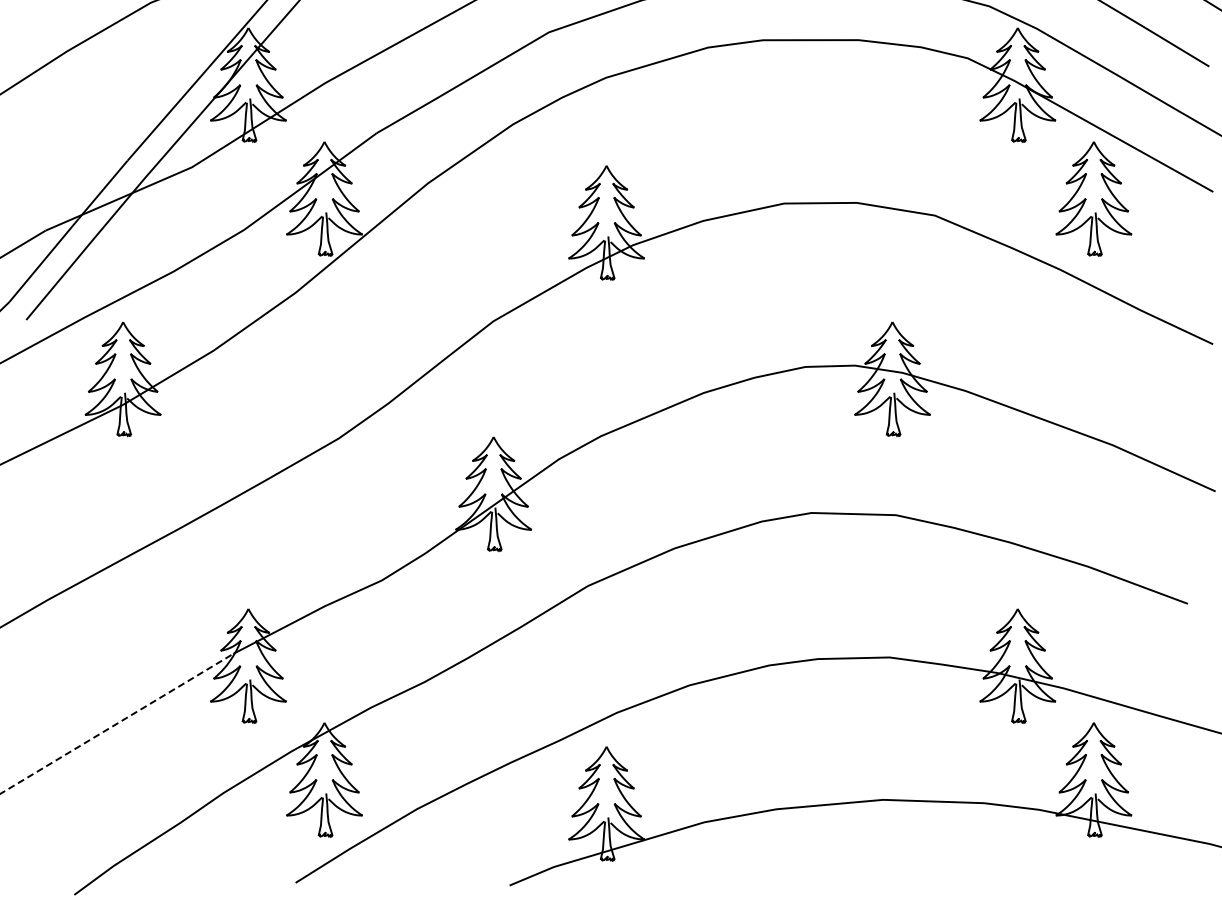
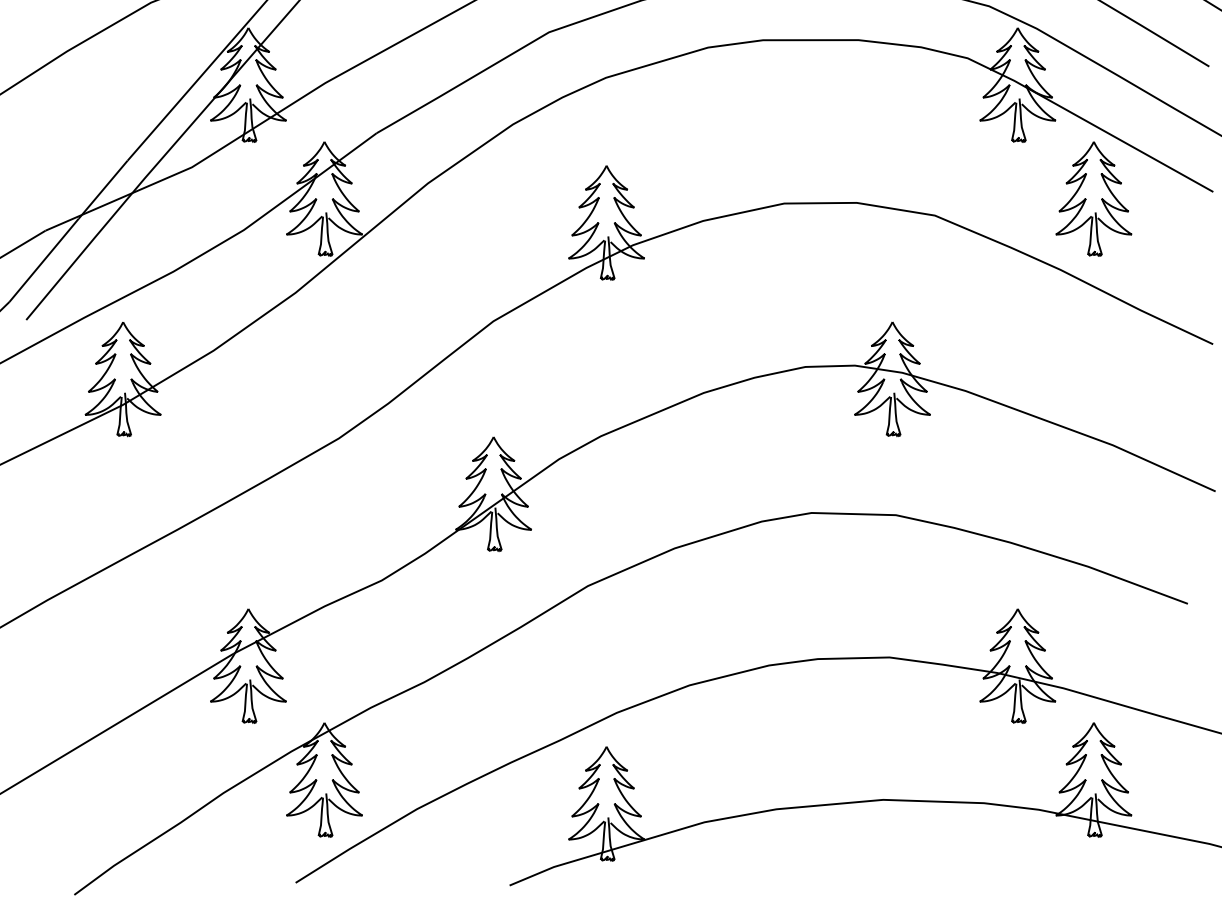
line: dashed -> solid (116, 723)
